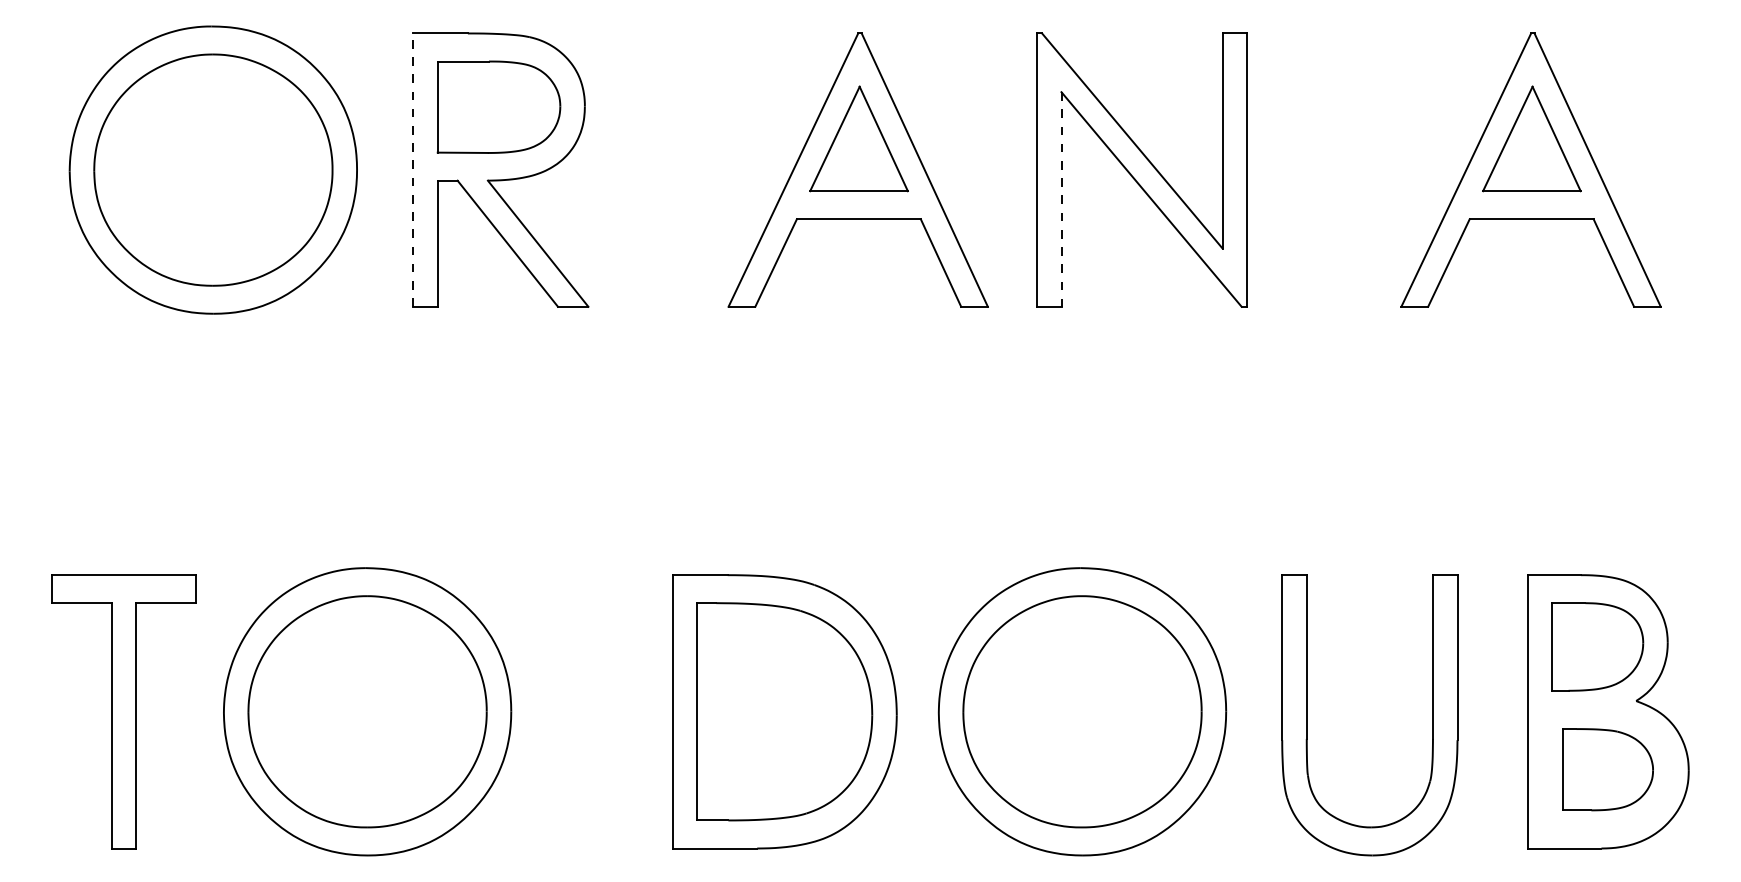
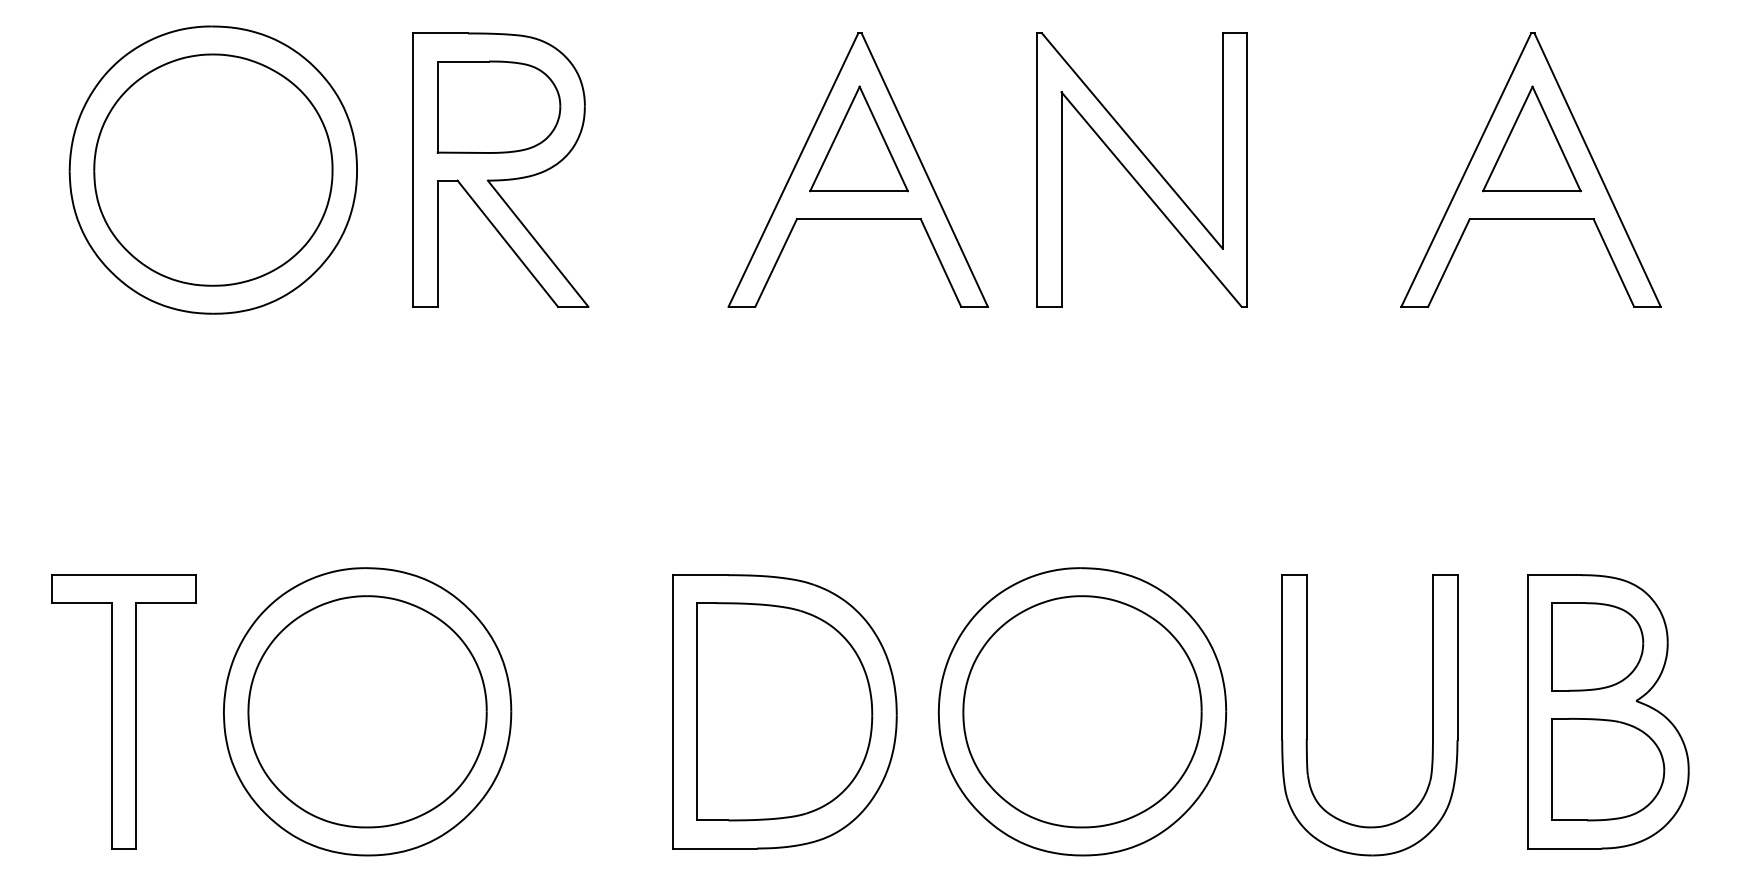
line: dashed -> solid (413, 170)
line: dashed -> solid (1061, 200)
part size: 92x84 px -> 115x104 px (1608, 769)
